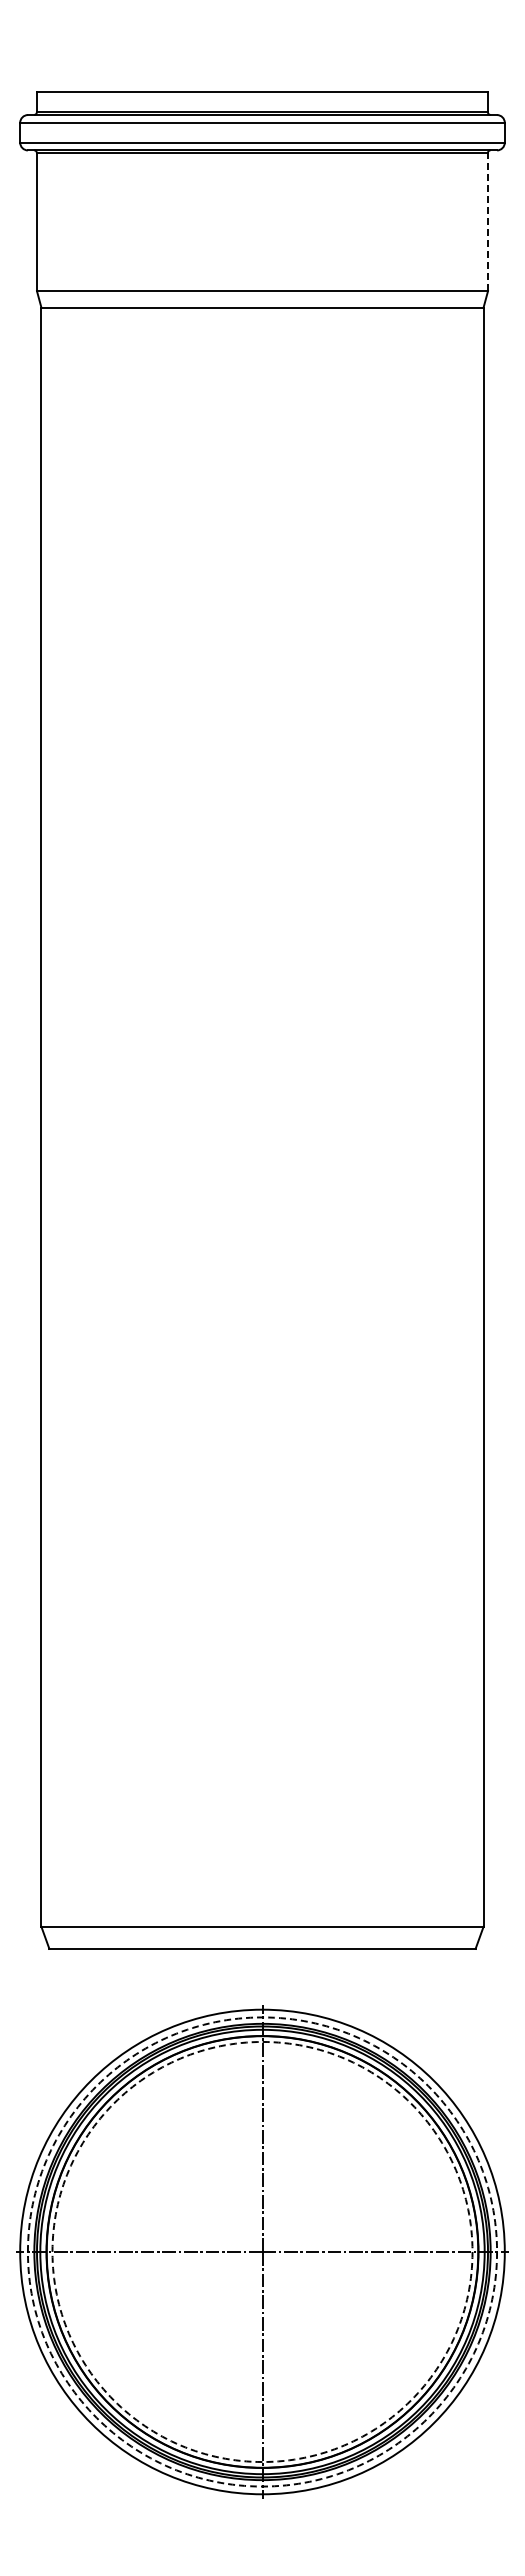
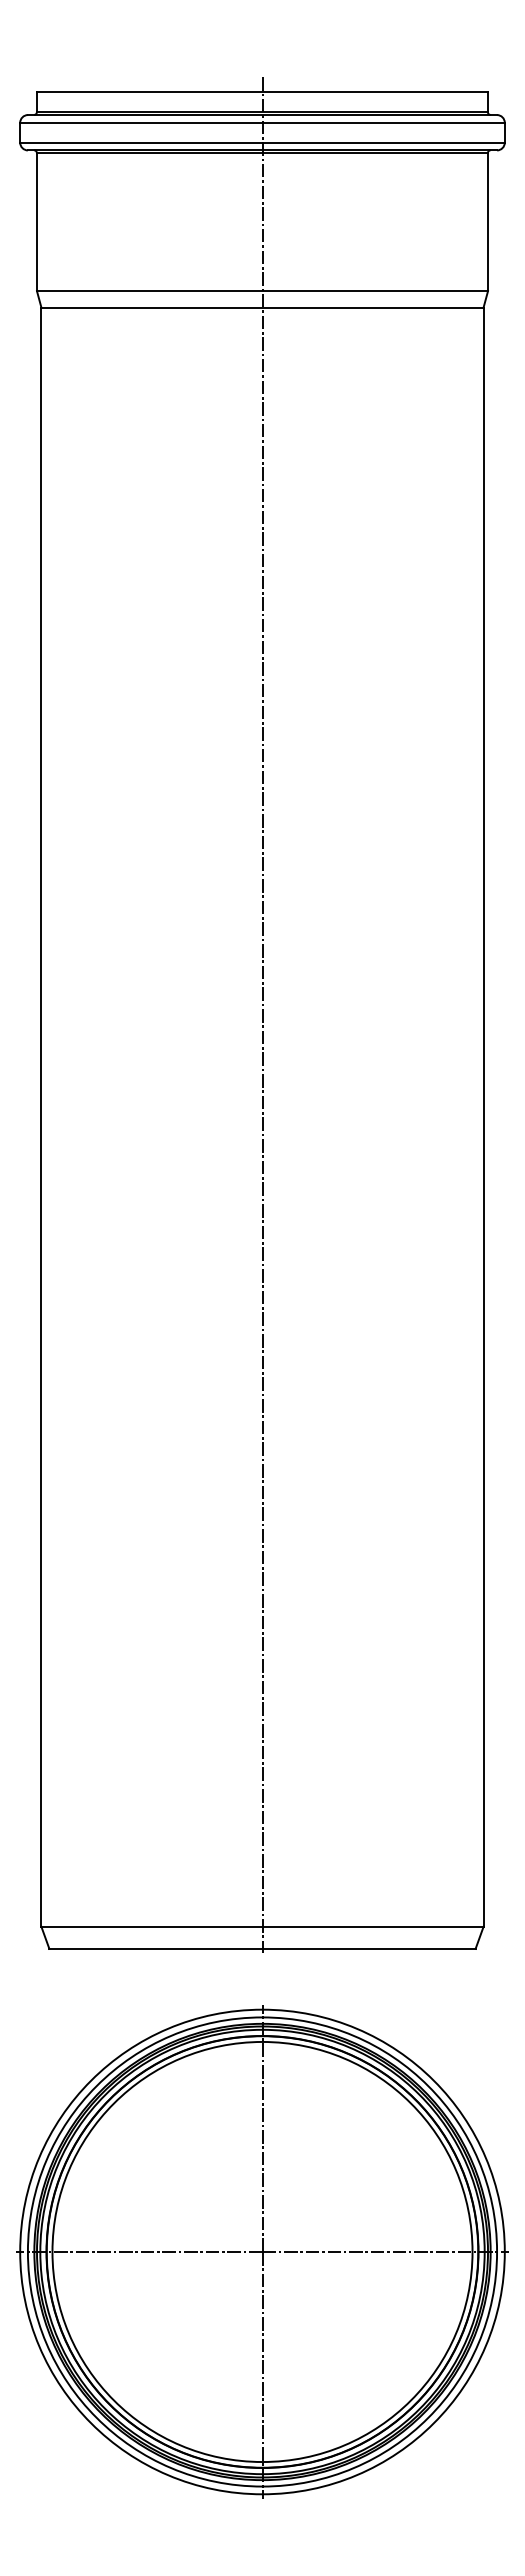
line: dashed -> solid (488, 221)
line: none -> present (262, 1015)
circle: dashed -> solid (262, 2251)
circle: dashed -> solid (262, 2251)
